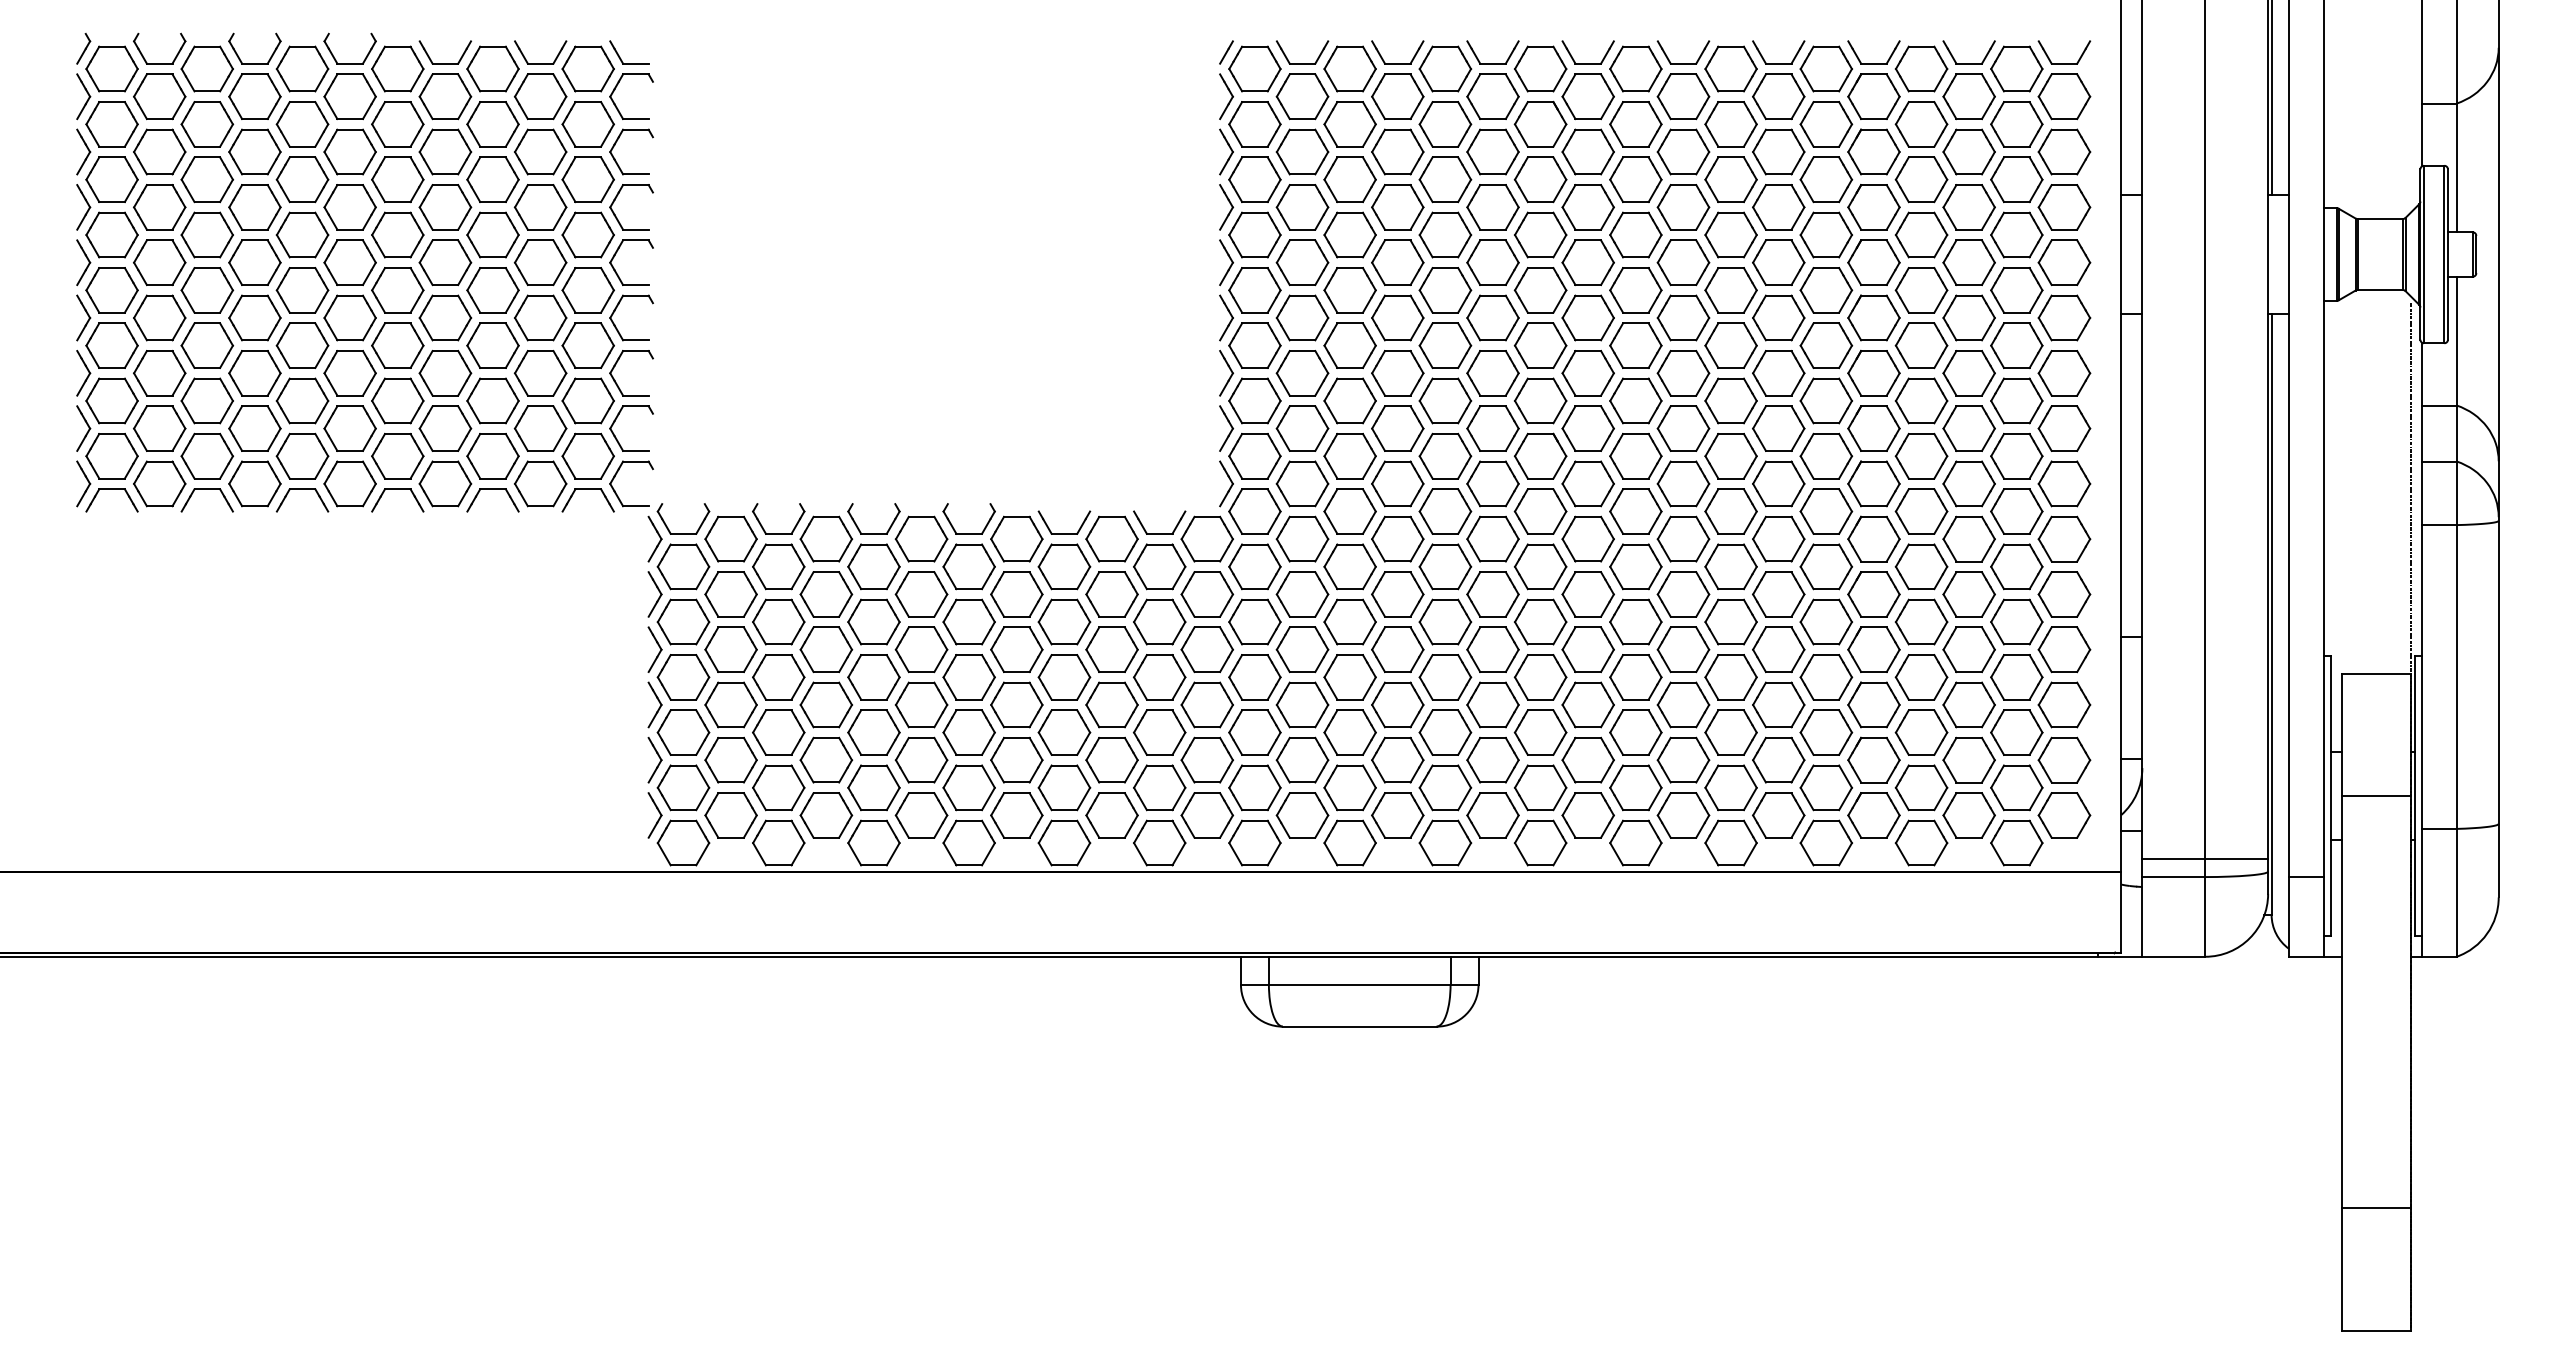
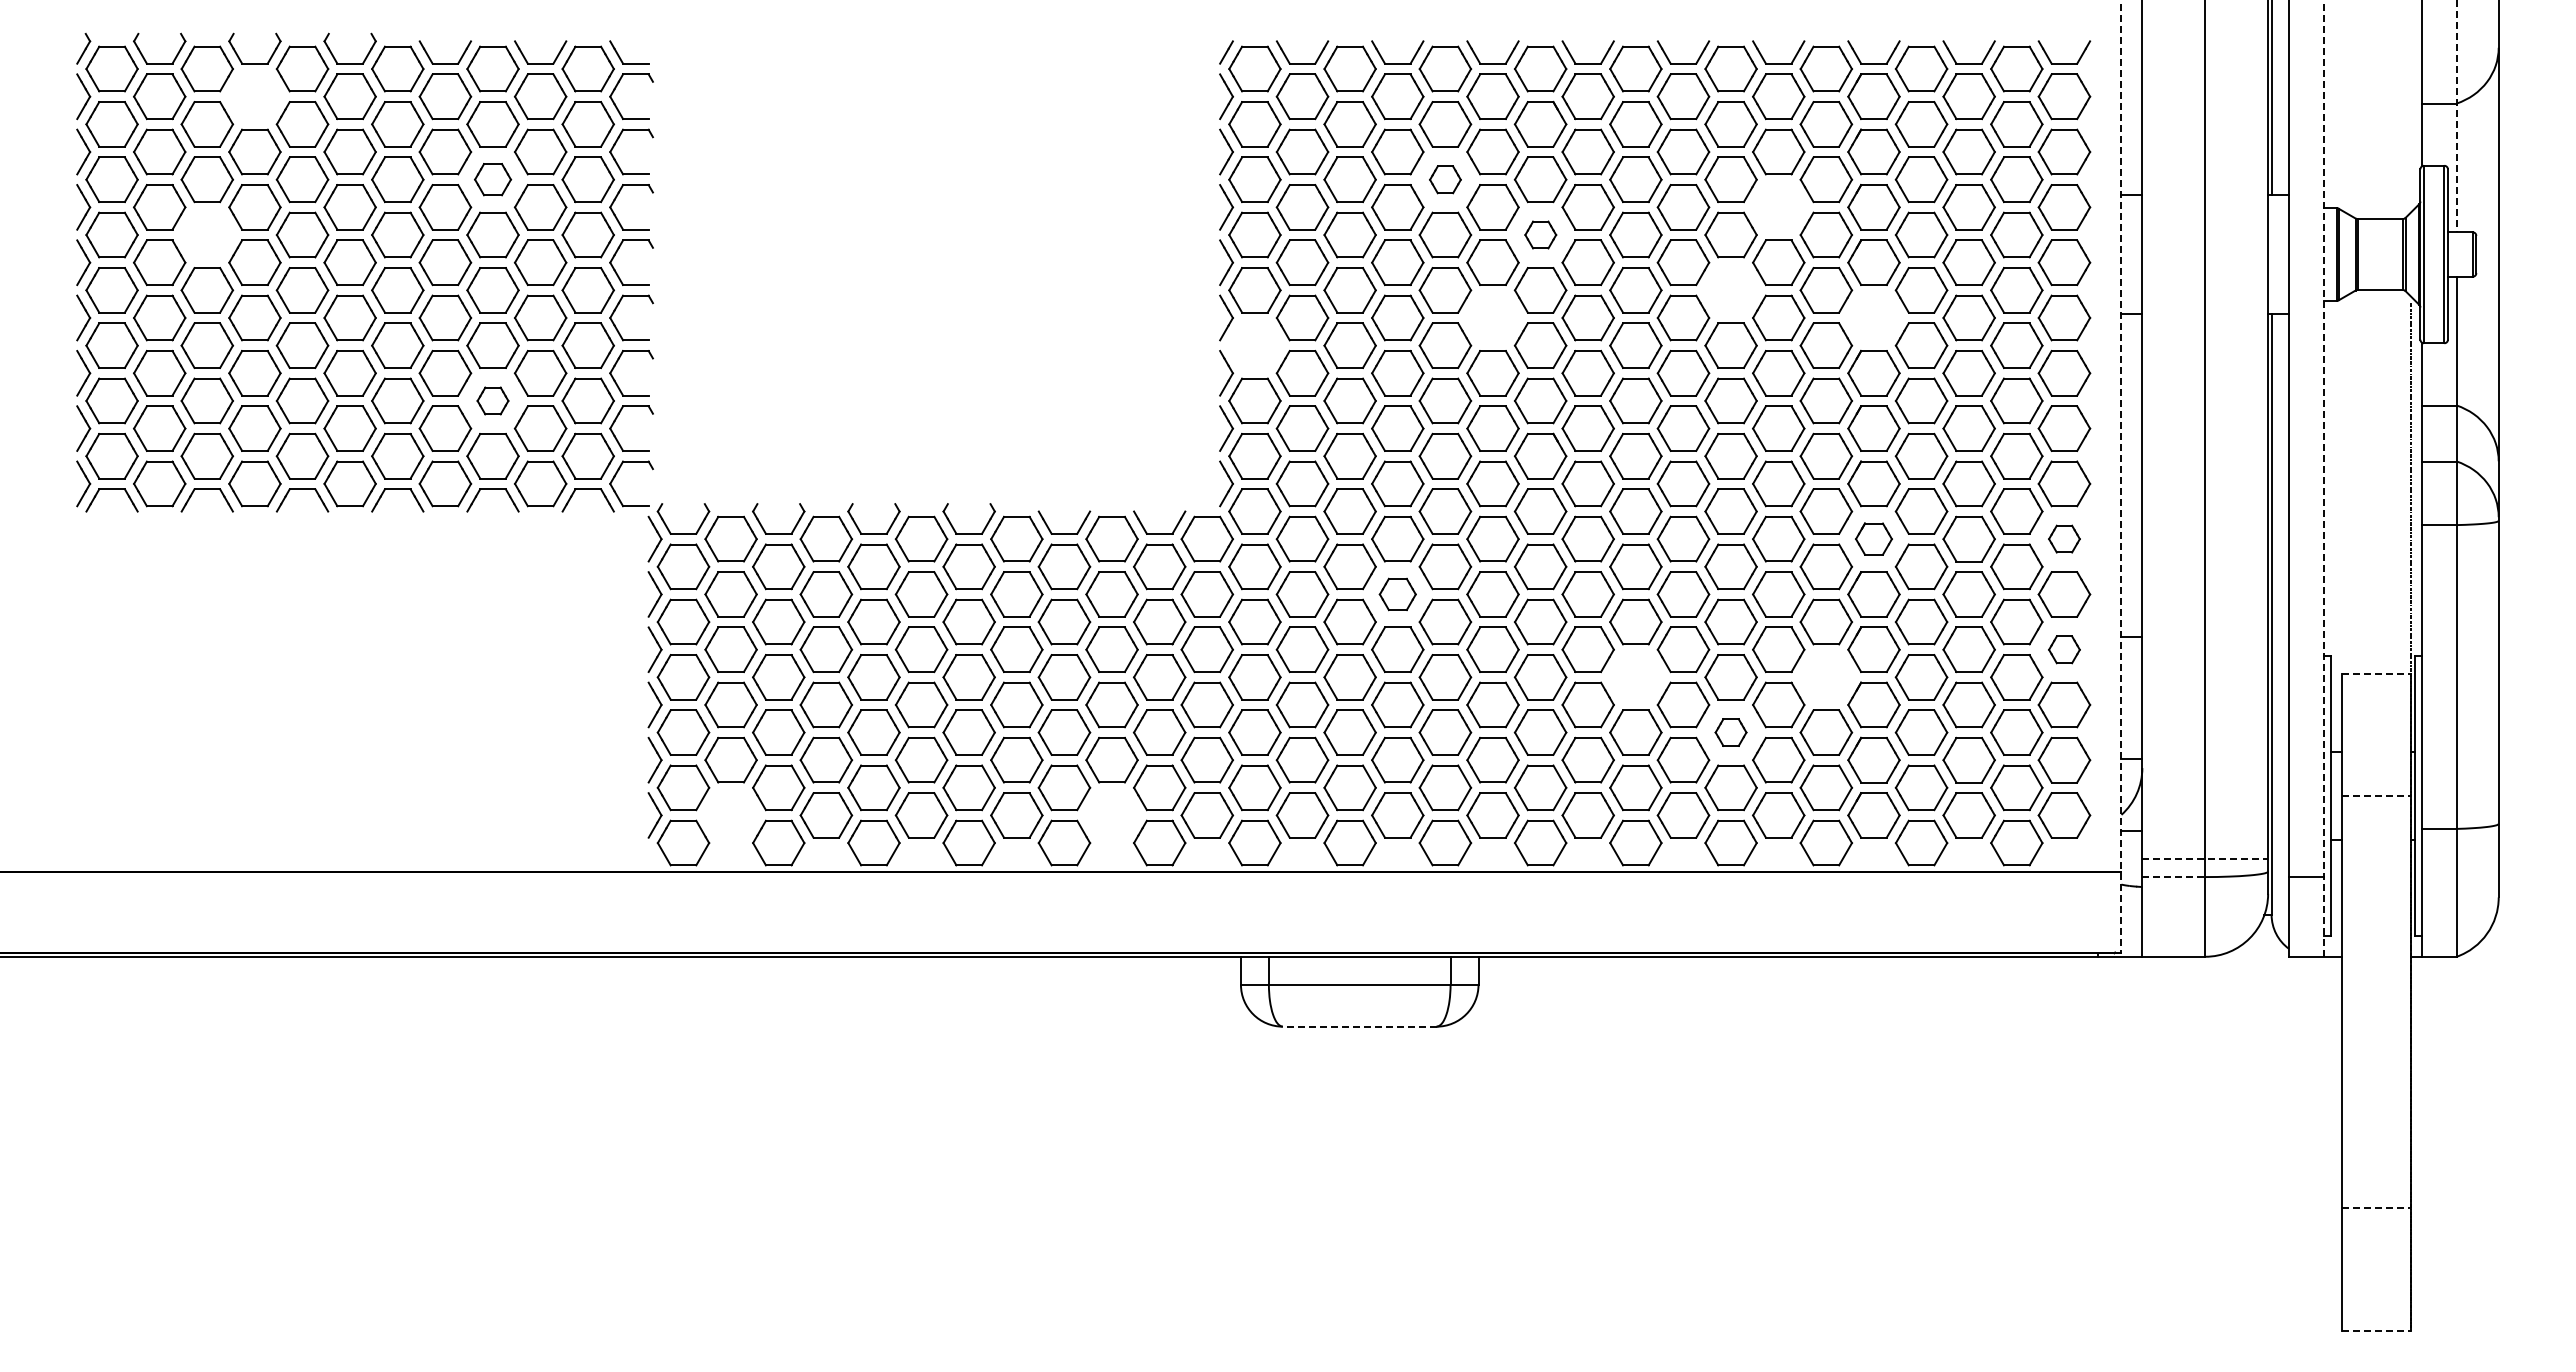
part: present -> none (254, 96)
line: solid -> dashed (2456, 116)
part size: 54x47 px -> 39x34 px (493, 179)
part size: 55x48 px -> 33x30 px (1445, 179)
part: present -> none (1778, 207)
part: present -> none (206, 234)
part size: 54x48 px -> 34x30 px (1540, 234)
part: present -> none (1730, 290)
part: present -> none (1492, 317)
part: present -> none (1873, 317)
part: present -> none (1254, 345)
part size: 54x48 px -> 34x30 px (492, 400)
line: solid -> dashed (2121, 476)
line: solid -> dashed (2324, 478)
part size: 54x48 px -> 38x34 px (1873, 538)
part size: 55x48 px -> 33x30 px (2064, 538)
part size: 54x47 px -> 39x35 px (1397, 594)
part size: 55x48 px -> 33x30 px (2064, 649)
line: solid -> dashed (2376, 673)
part: present -> none (1635, 677)
part: present -> none (1826, 677)
part size: 54x47 px -> 34x29 px (1730, 732)
line: solid -> dashed (2376, 796)
part: present -> none (730, 815)
part: present -> none (1111, 815)
line: solid -> dashed (2205, 858)
line: solid -> dashed (2174, 877)
line: solid -> dashed (1359, 1026)
line: solid -> dashed (2376, 1208)
line: solid -> dashed (2376, 1330)
